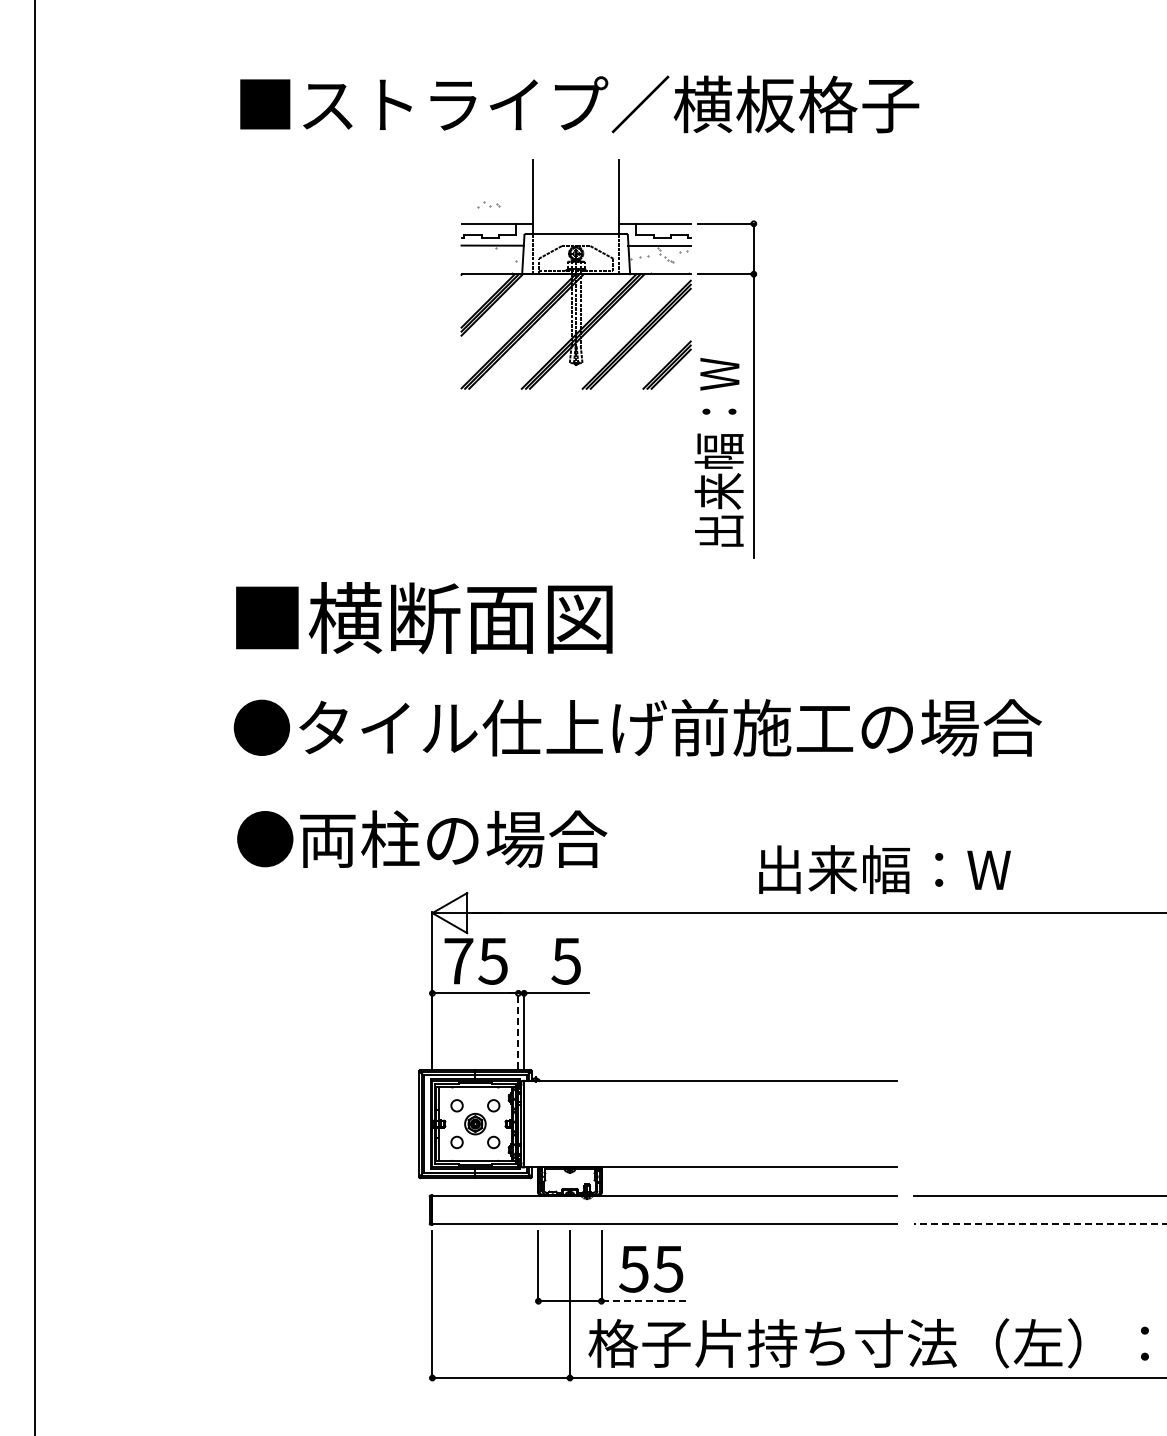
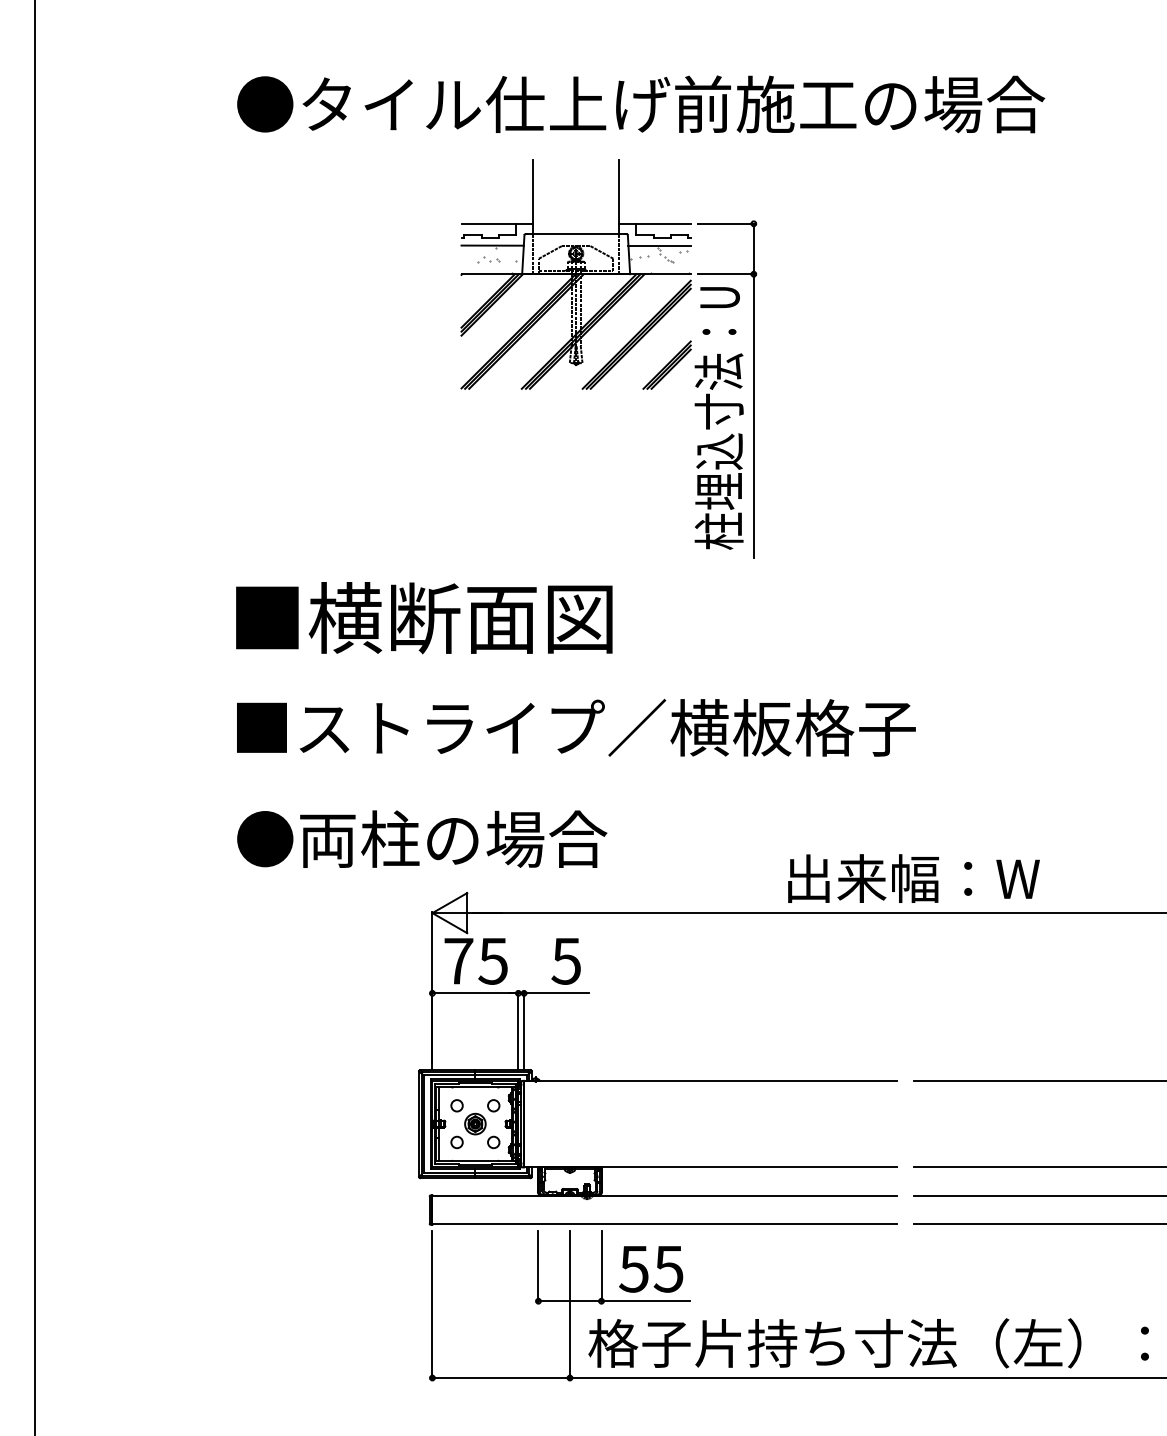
text: ■ストライプ／横板格子 -> ●タイル仕上げ前施工の場合 (641, 104)
part position: (488, 204) -> (488, 259) (488, 259)
text: 出来幅：W -> 柱埋込寸法：U (718, 418)
text: ●タイル仕上げ前施工の場合 -> ■ストライプ／横板格子 (637, 727)
text position: (884, 869) -> (913, 878) (913, 878)
line: dashed -> solid (518, 1030)
line: none -> present (1038, 1081)
line: none -> present (1038, 1167)
line: dashed -> solid (1039, 1224)
line: dashed -> solid (646, 1301)
